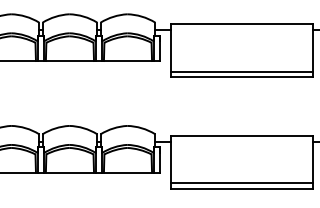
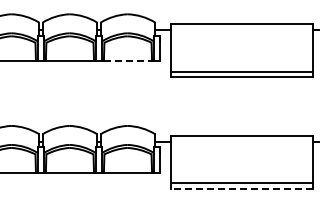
line: solid -> dashed (128, 61)
line: solid -> dashed (242, 189)
